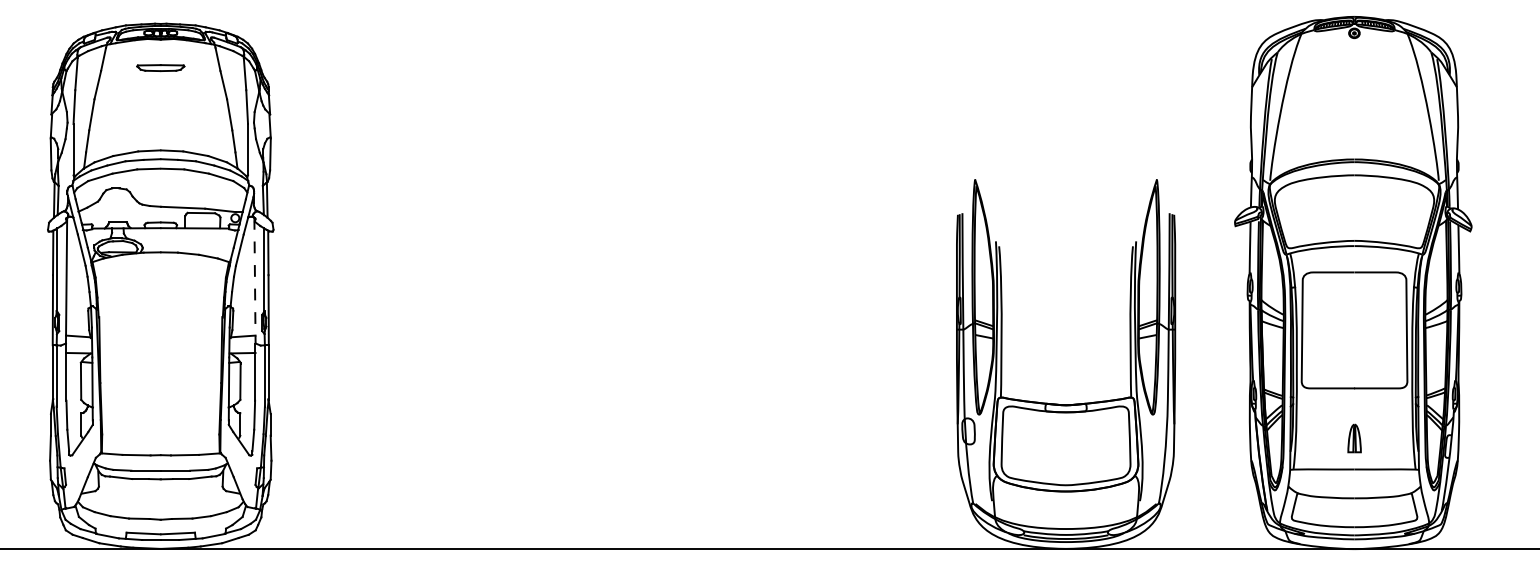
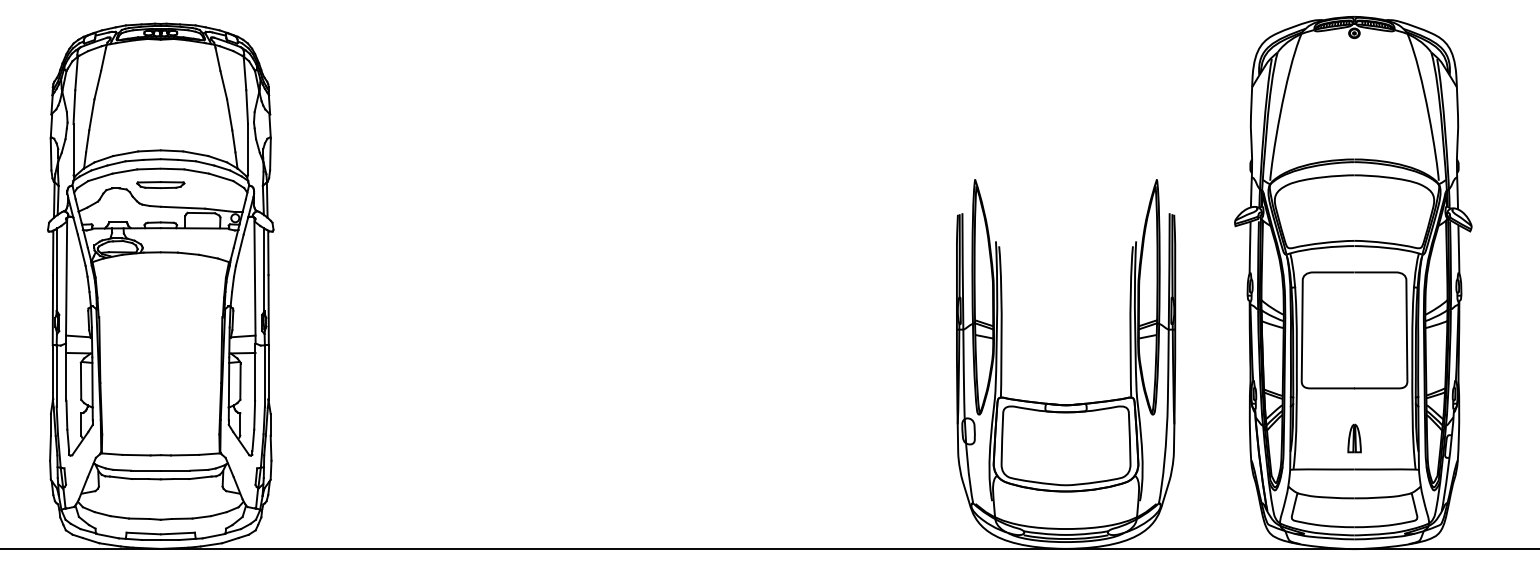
part position: (160, 68) -> (160, 185) (160, 185)
line: dashed -> solid (254, 280)
